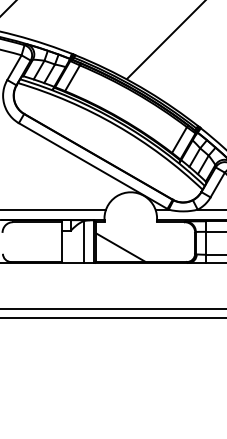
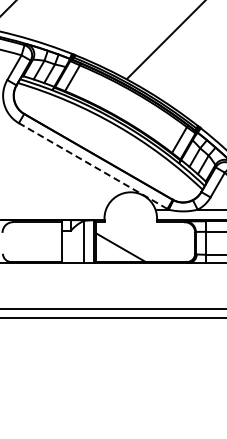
line: solid -> dashed (93, 166)
line: present -> none (54, 209)
